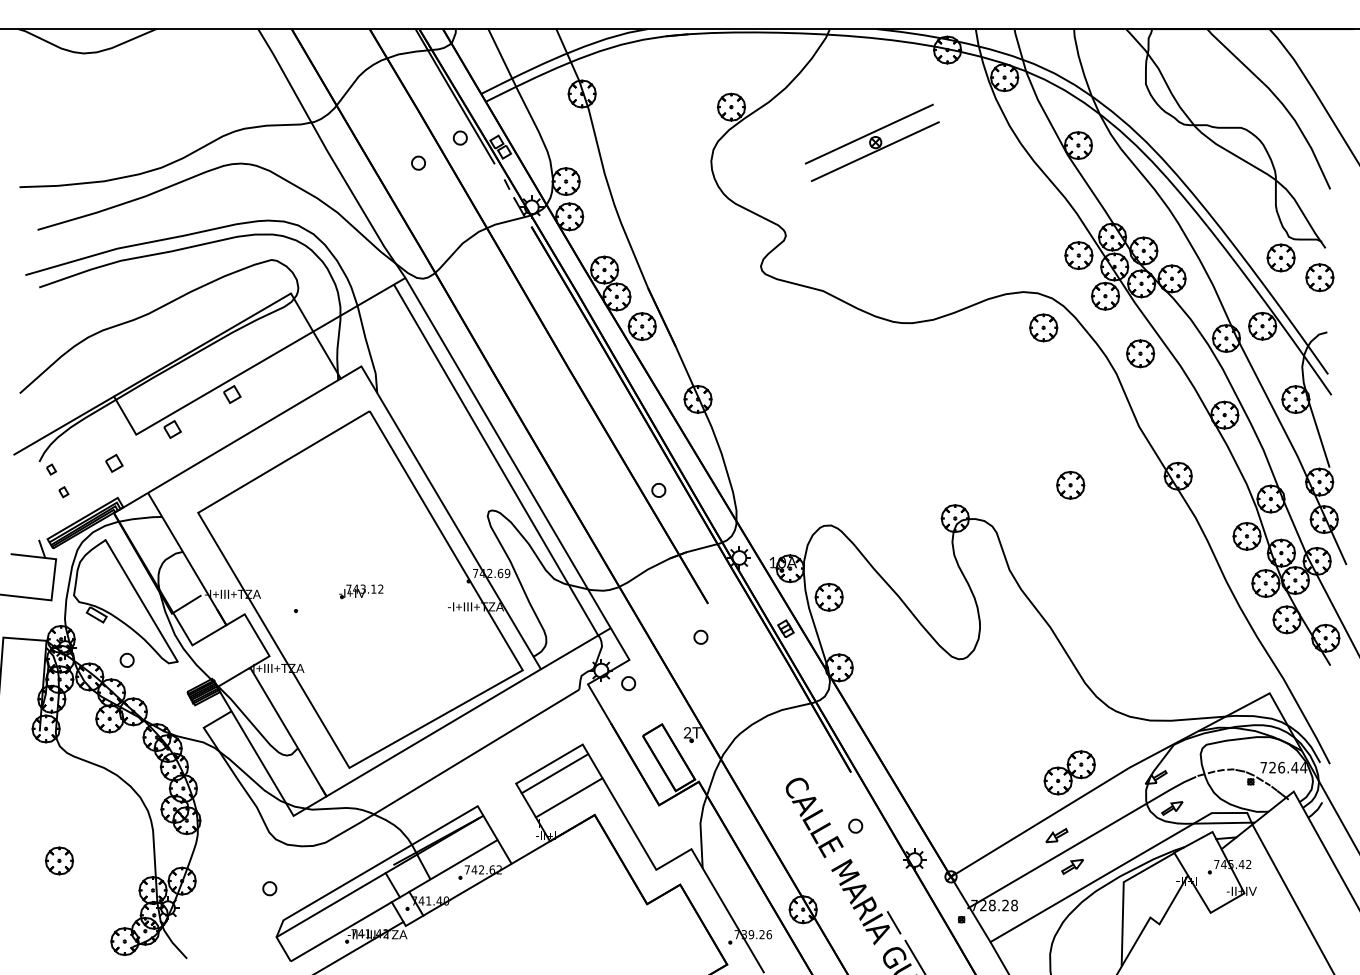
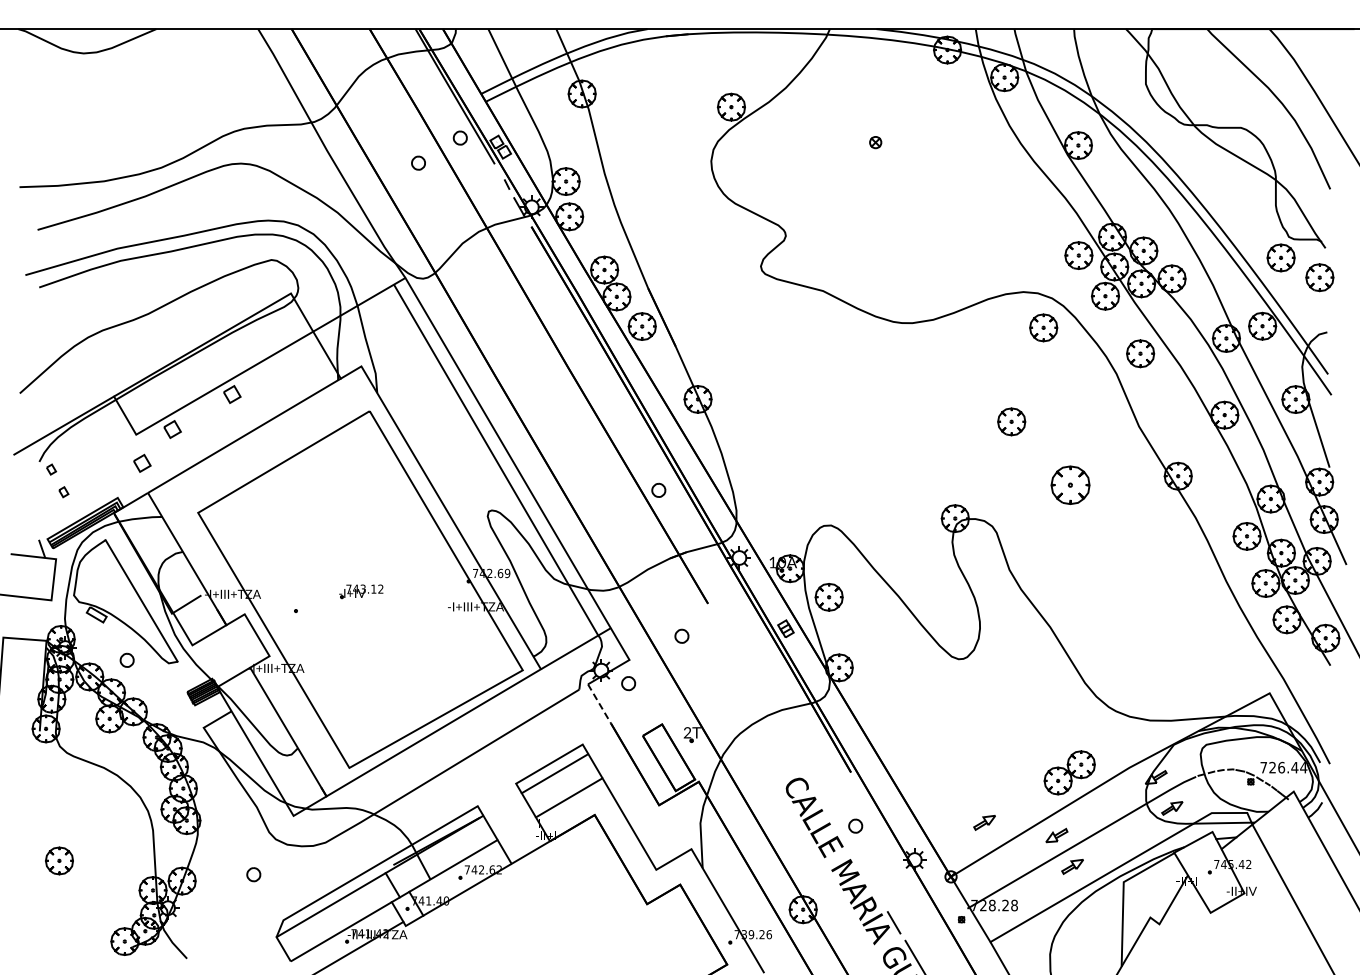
line: present -> none (868, 133)
line: present -> none (874, 151)
part: none -> present (1011, 421)
part position: (114, 462) -> (142, 462) (142, 462)
part size: 30x29 px -> 41x40 px (1070, 484)
part position: (700, 636) -> (681, 635) (681, 635)
line: solid -> dashed (599, 703)
part: none -> present (984, 822)
part position: (269, 888) -> (253, 874) (253, 874)
